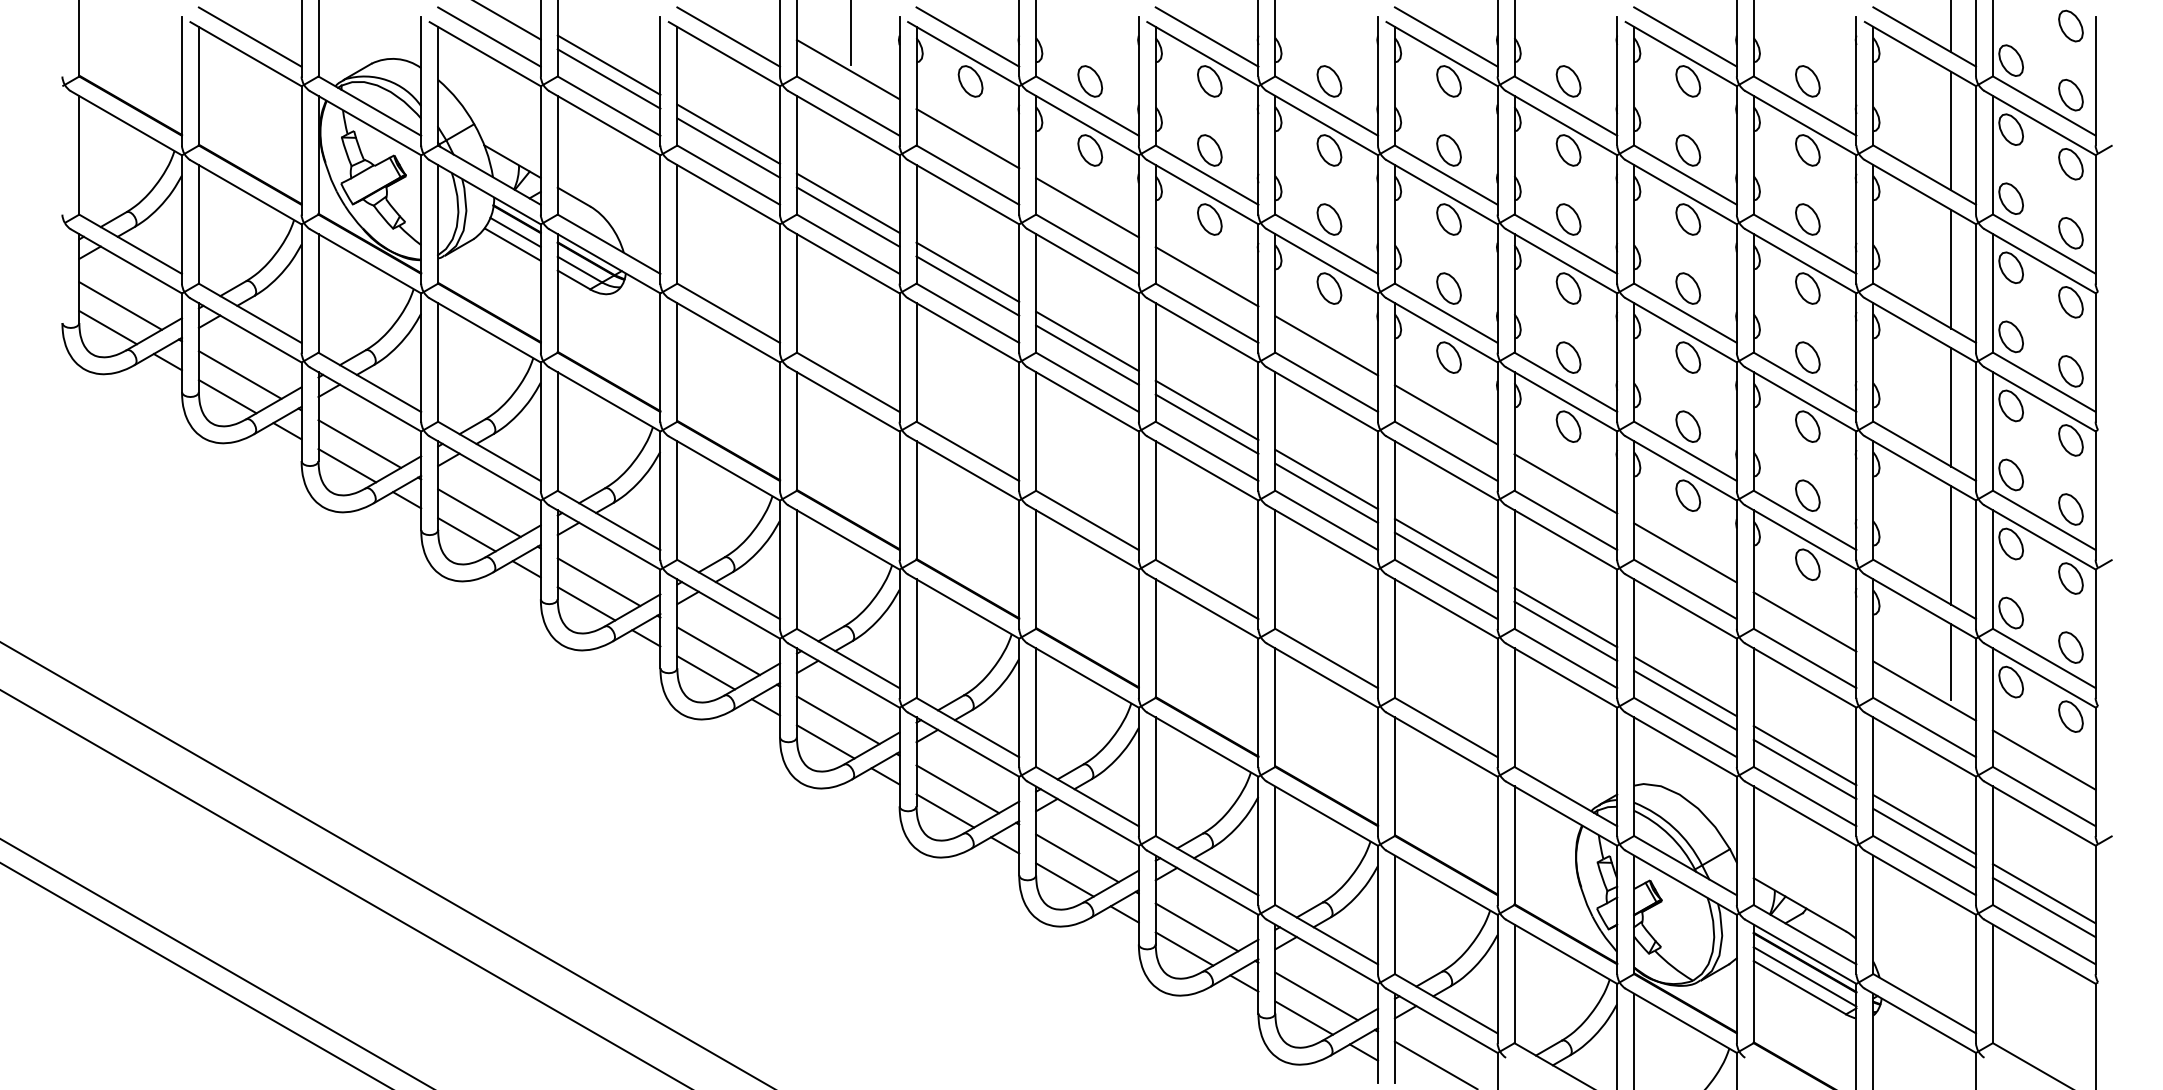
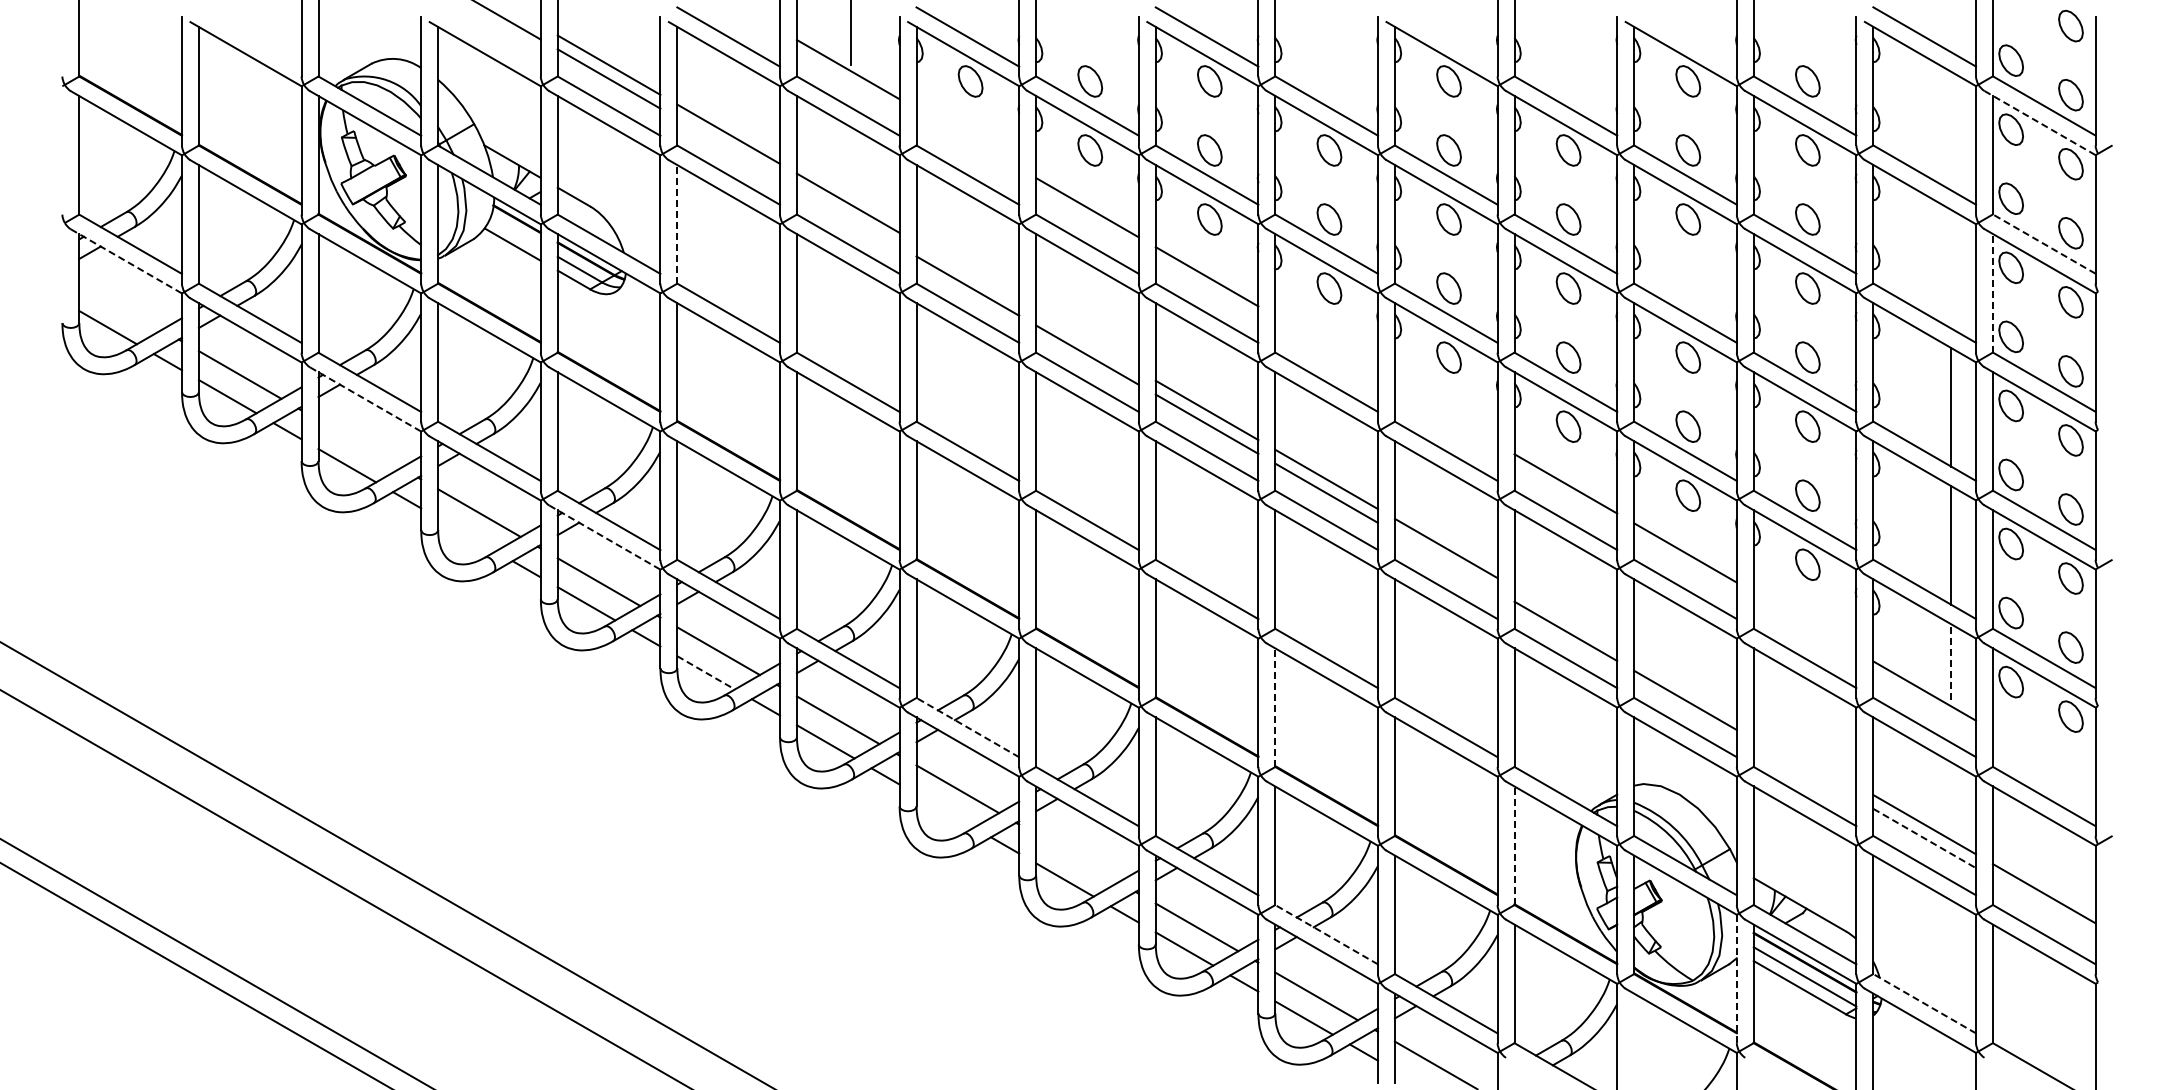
line: present -> none (1951, 27)
line: present -> none (249, 36)
line: present -> none (489, 36)
line: present -> none (1445, 36)
line: present -> none (1685, 36)
part: present -> none (1329, 81)
part: present -> none (1568, 81)
line: solid -> dashed (2040, 123)
line: present -> none (1951, 130)
line: present -> none (967, 138)
line: present -> none (728, 147)
line: present -> none (847, 216)
line: solid -> dashed (677, 223)
line: present -> none (515, 232)
line: solid -> dashed (2043, 243)
line: solid -> dashed (126, 261)
line: present -> none (1951, 269)
line: present -> none (967, 271)
part: present -> none (1688, 288)
line: solid -> dashed (1992, 292)
line: present -> none (120, 305)
line: present -> none (1087, 341)
line: present -> none (1326, 345)
line: solid -> dashed (366, 399)
line: present -> none (1445, 414)
line: present -> none (359, 443)
line: present -> none (466, 534)
line: solid -> dashed (605, 537)
line: present -> none (1445, 561)
line: present -> none (1565, 617)
line: present -> none (1804, 621)
line: solid -> dashed (1951, 661)
line: solid -> dashed (706, 673)
line: present -> none (1685, 686)
line: solid -> dashed (1275, 707)
line: solid -> dashed (967, 727)
line: present -> none (1804, 755)
line: present -> none (2043, 759)
line: present -> none (1804, 769)
line: present -> none (945, 810)
line: solid -> dashed (1925, 838)
line: solid -> dashed (1514, 845)
line: present -> none (1077, 858)
line: present -> none (2043, 907)
line: solid -> dashed (1326, 934)
line: solid -> dashed (1736, 979)
line: solid -> dashed (1924, 1003)
line: present -> none (1634, 1039)
